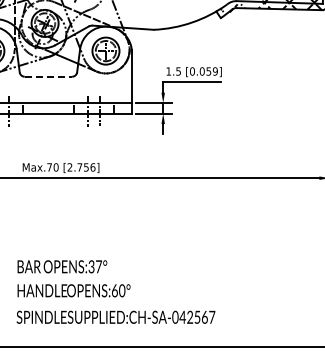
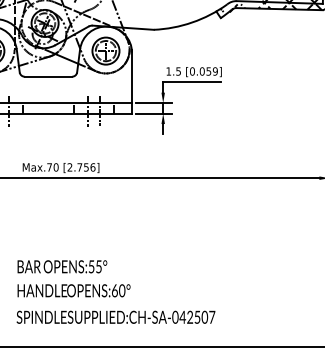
line: dashed -> solid (48, 76)
text: OPENS:37° -> OPENS:55° (94, 266)
text: SUPPLIED:CH-SA-042567 -> SUPPLIED:CH-SA-042507 (204, 316)
